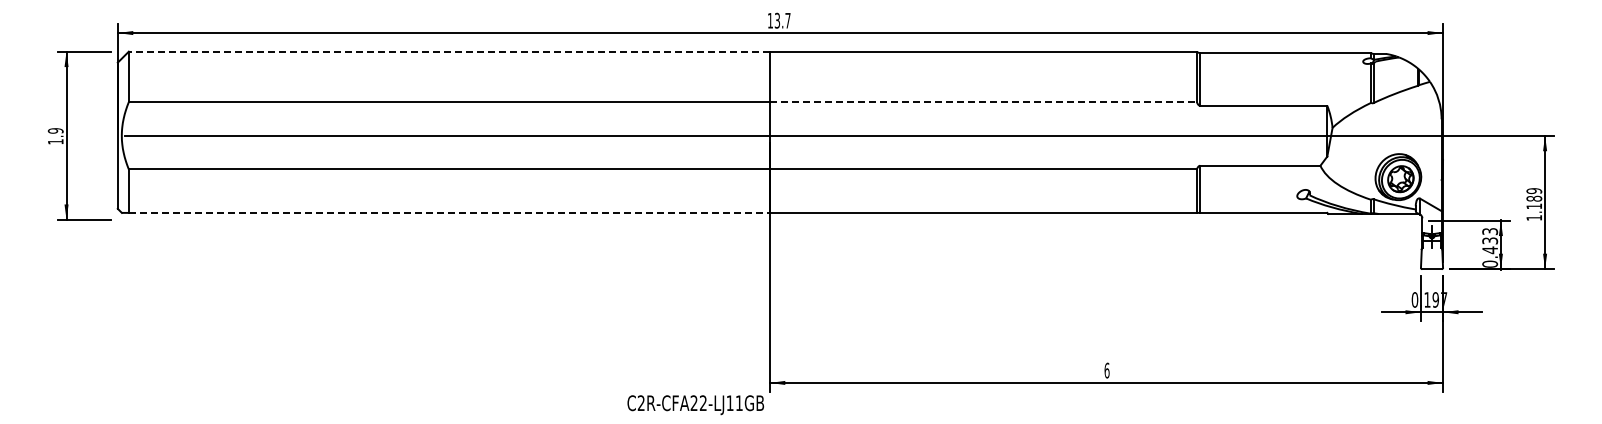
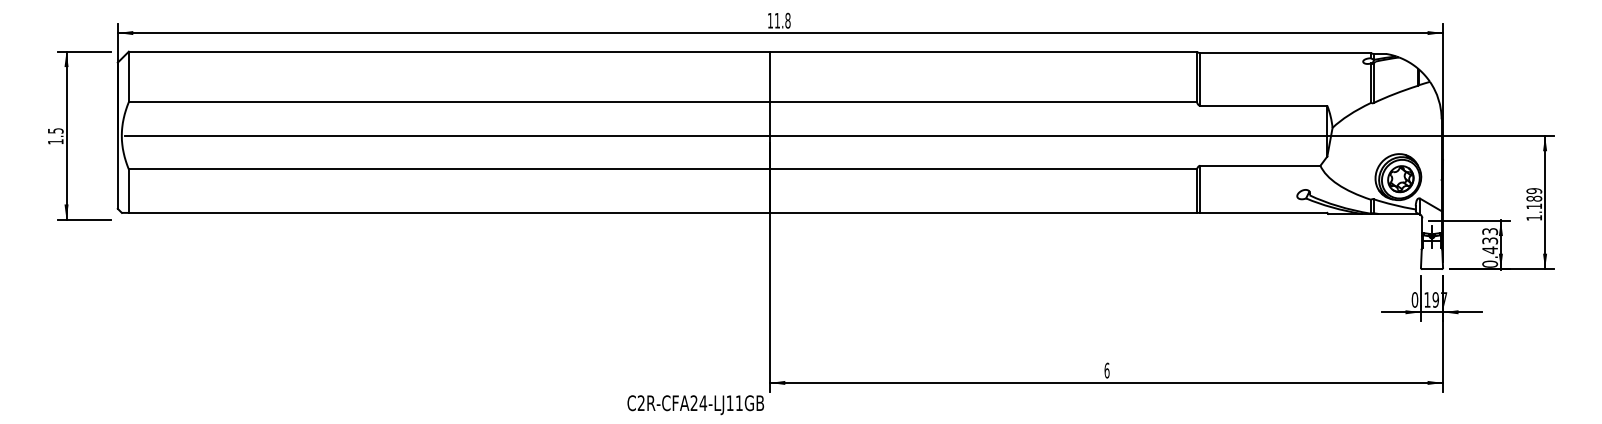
text: 13.7 -> 11.8 (782, 20)
line: dashed -> solid (448, 51)
line: dashed -> solid (983, 102)
text: 1.9 -> 1.5 (55, 130)
line: dashed -> solid (449, 212)
text: C2R-CFA22-LJ11GB -> C2R-CFA24-LJ11GB (703, 402)
